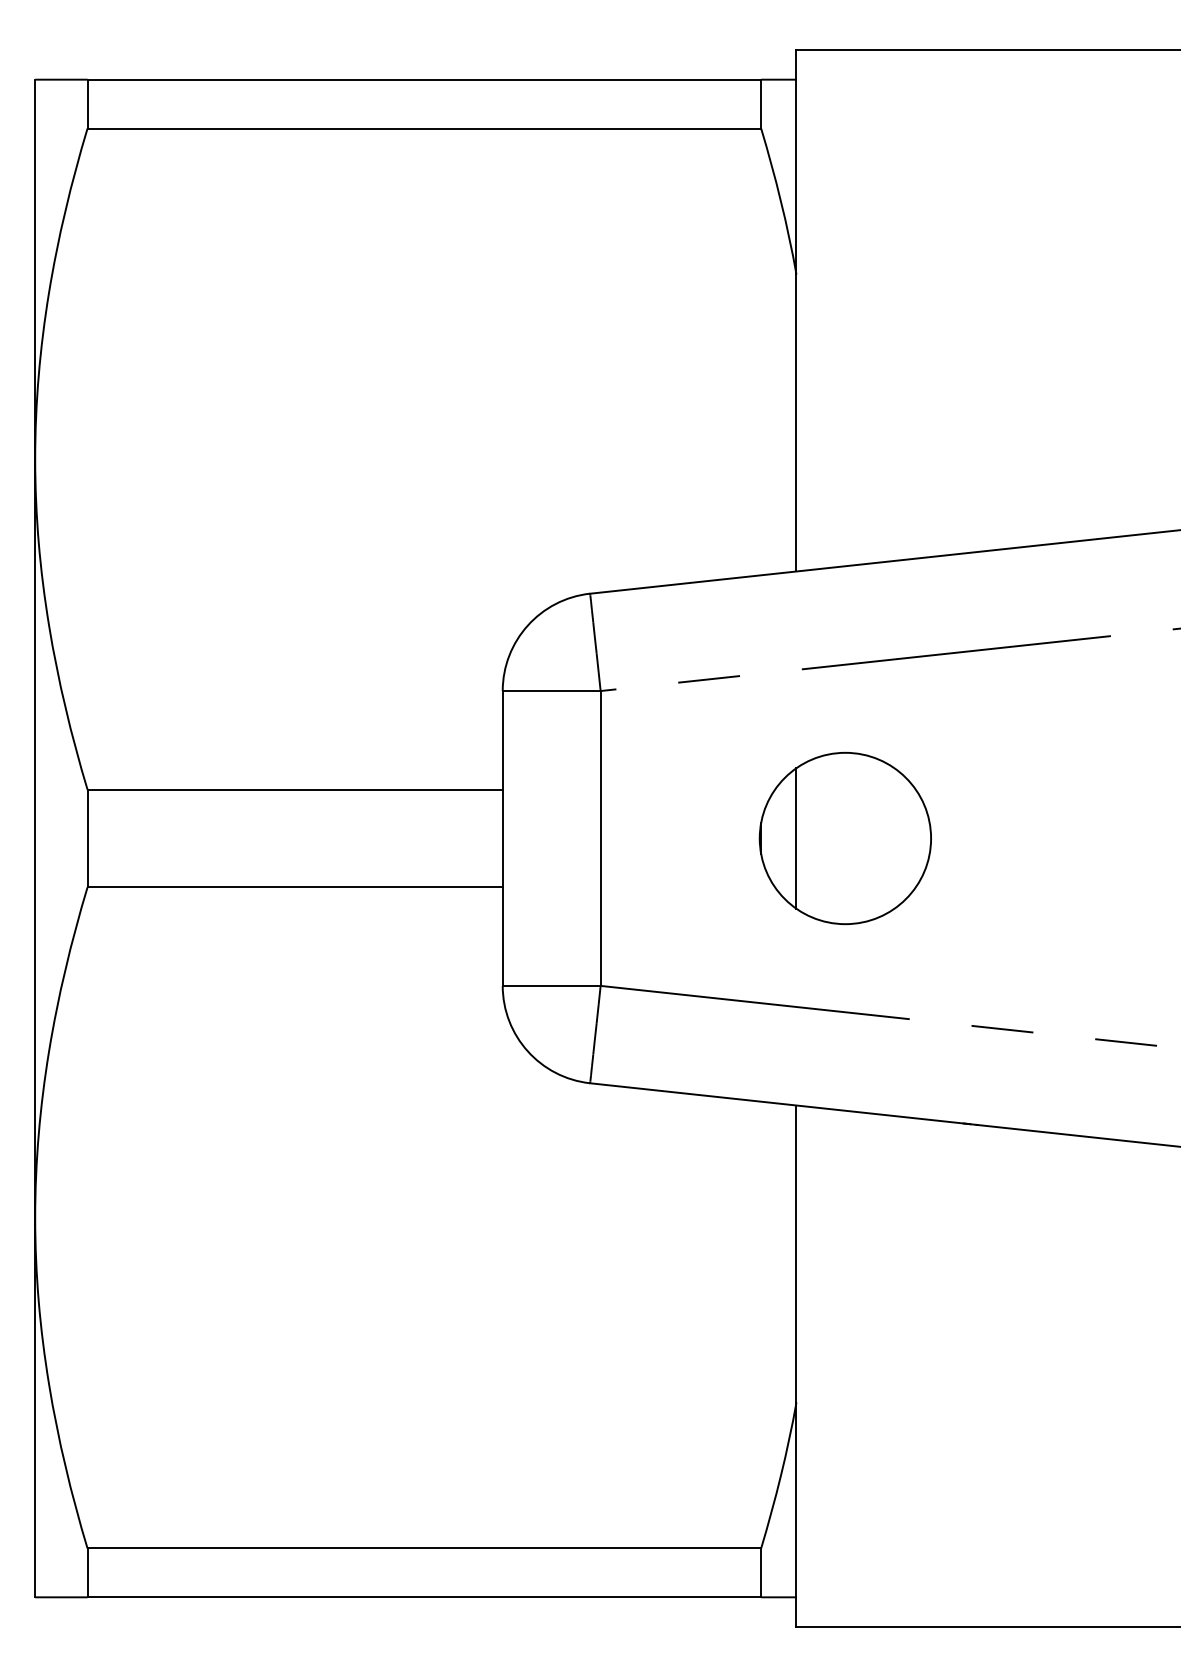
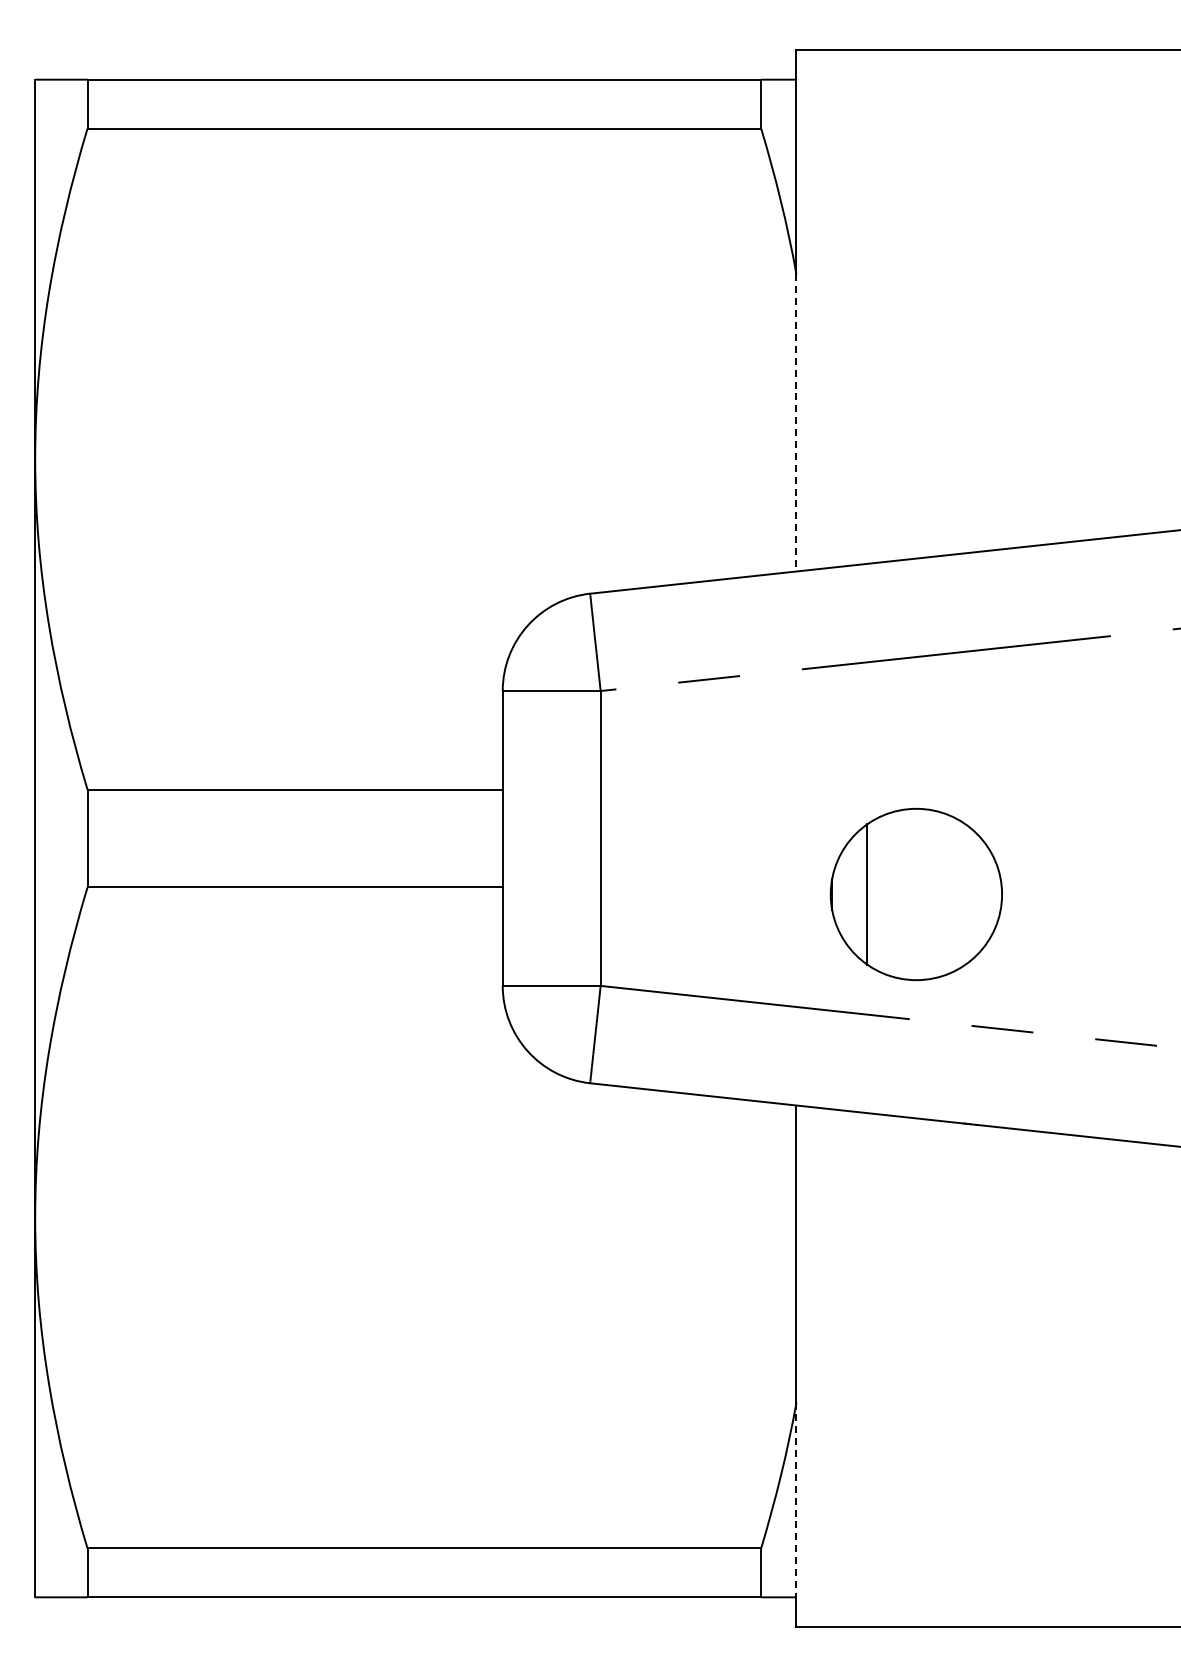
line: solid -> dashed (796, 422)
part position: (844, 838) -> (915, 894) (915, 894)
line: solid -> dashed (796, 1500)
